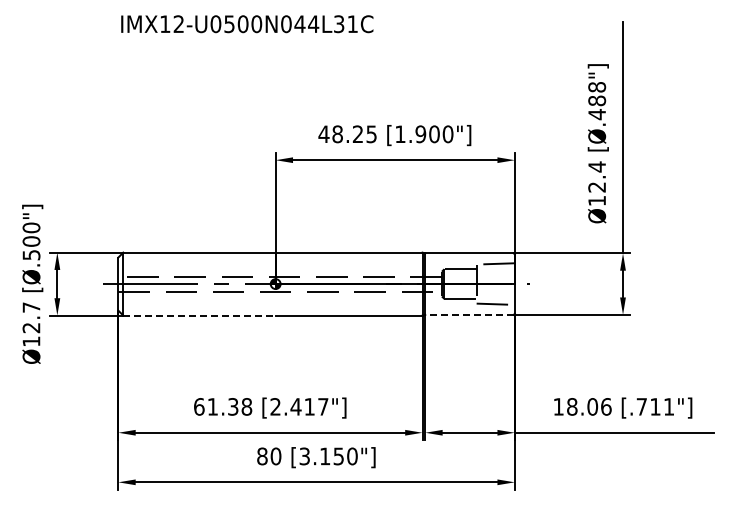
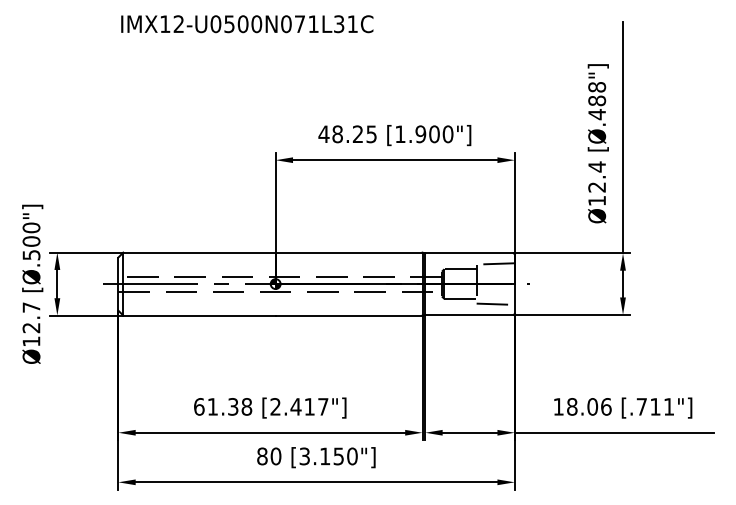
text: IMX12-U0500N044L31C -> IMX12-U0500N071L31C (306, 23)
line: dashed -> solid (469, 314)
line: dashed -> solid (199, 315)
